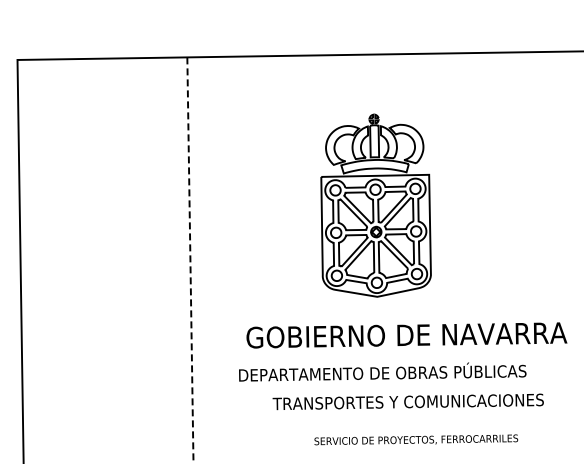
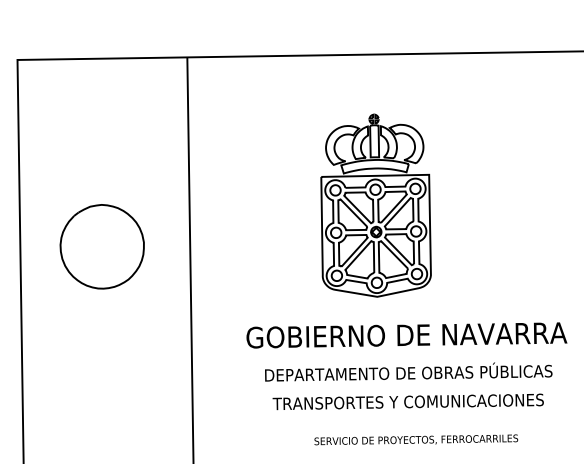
part: none -> present (101, 246)
line: dashed -> solid (190, 260)
text position: (382, 371) -> (408, 371) (408, 371)
